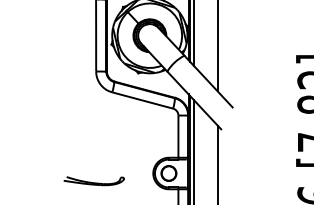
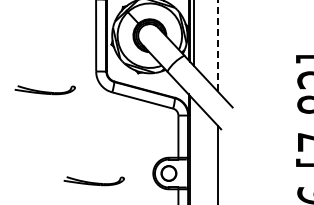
line: solid -> dashed (217, 45)
part: none -> present (44, 90)
line: present -> none (193, 150)
